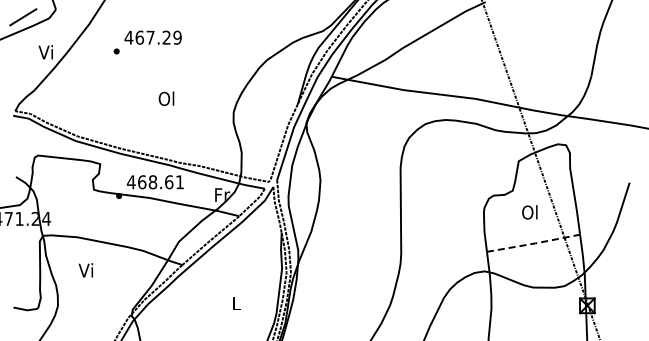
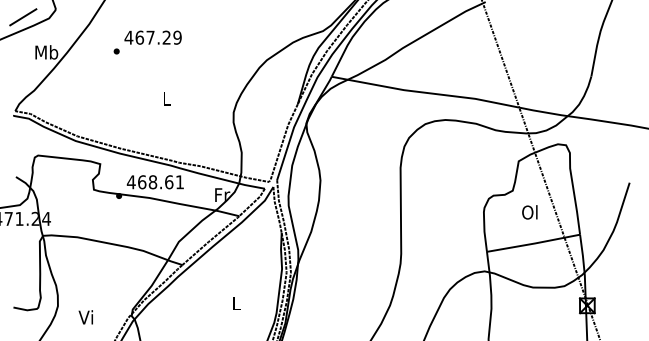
text: Vi -> Mb (46, 52)
text: Ol -> L (166, 98)
line: dashed -> solid (534, 243)
text position: (85, 270) -> (85, 317) (85, 317)
